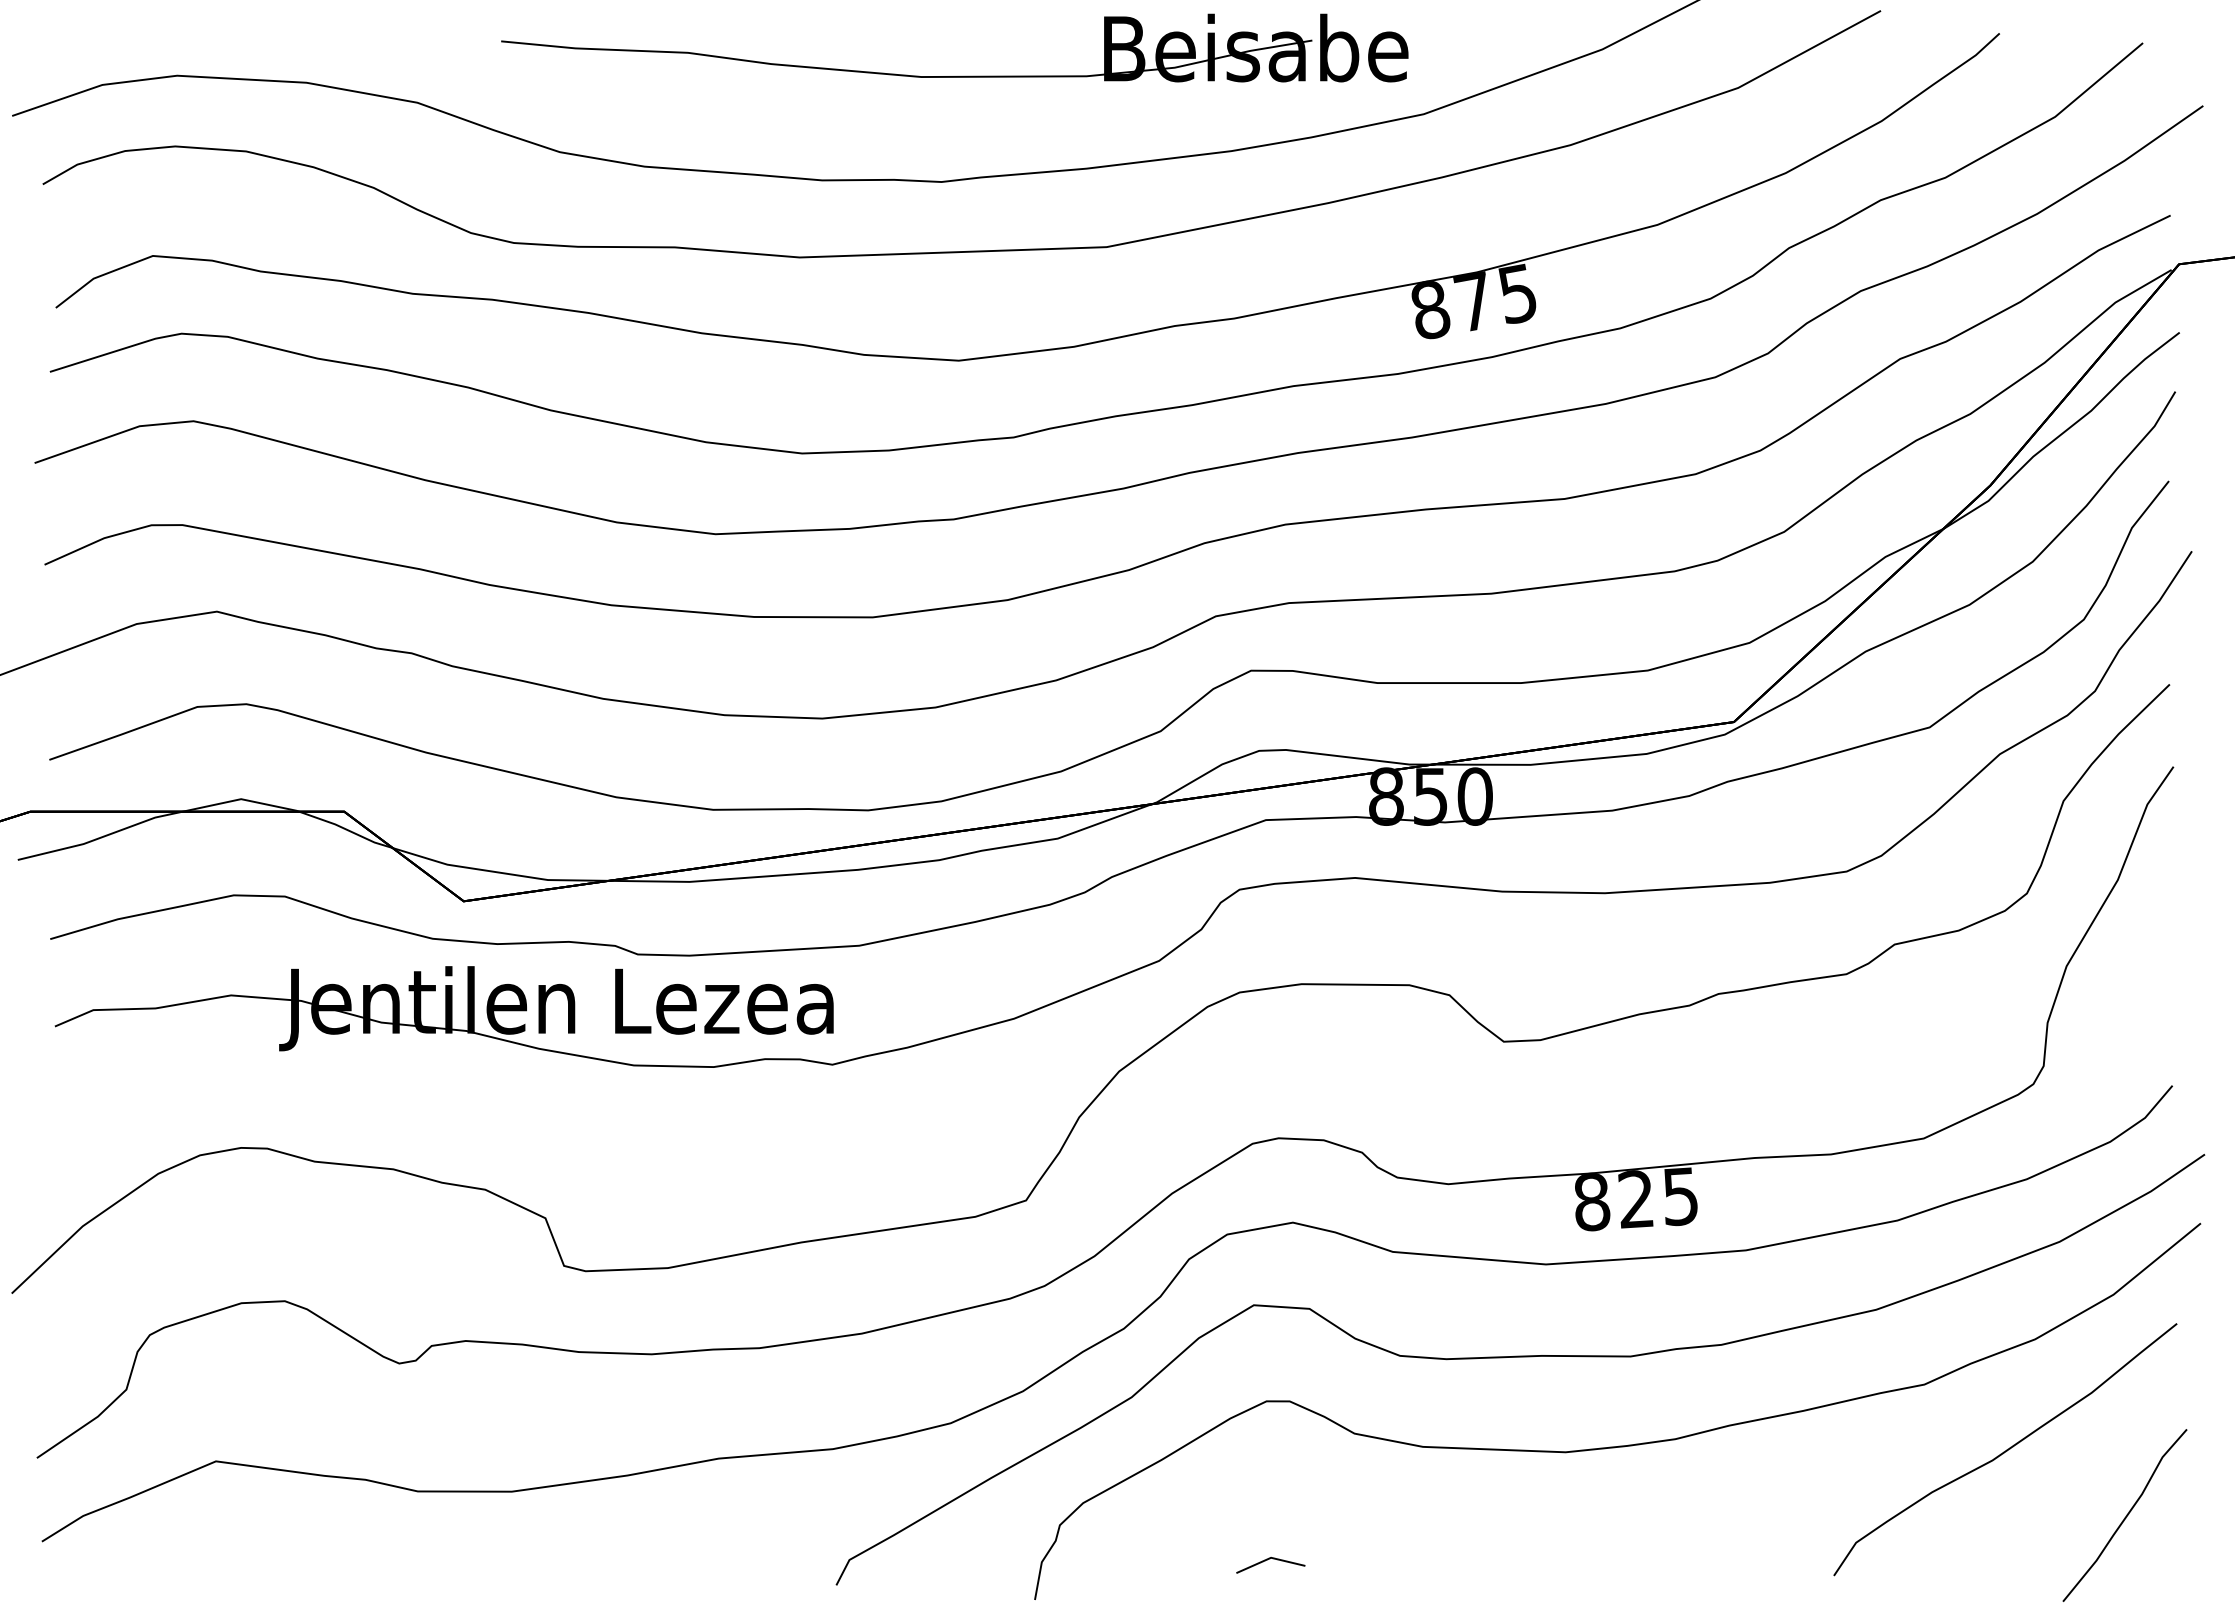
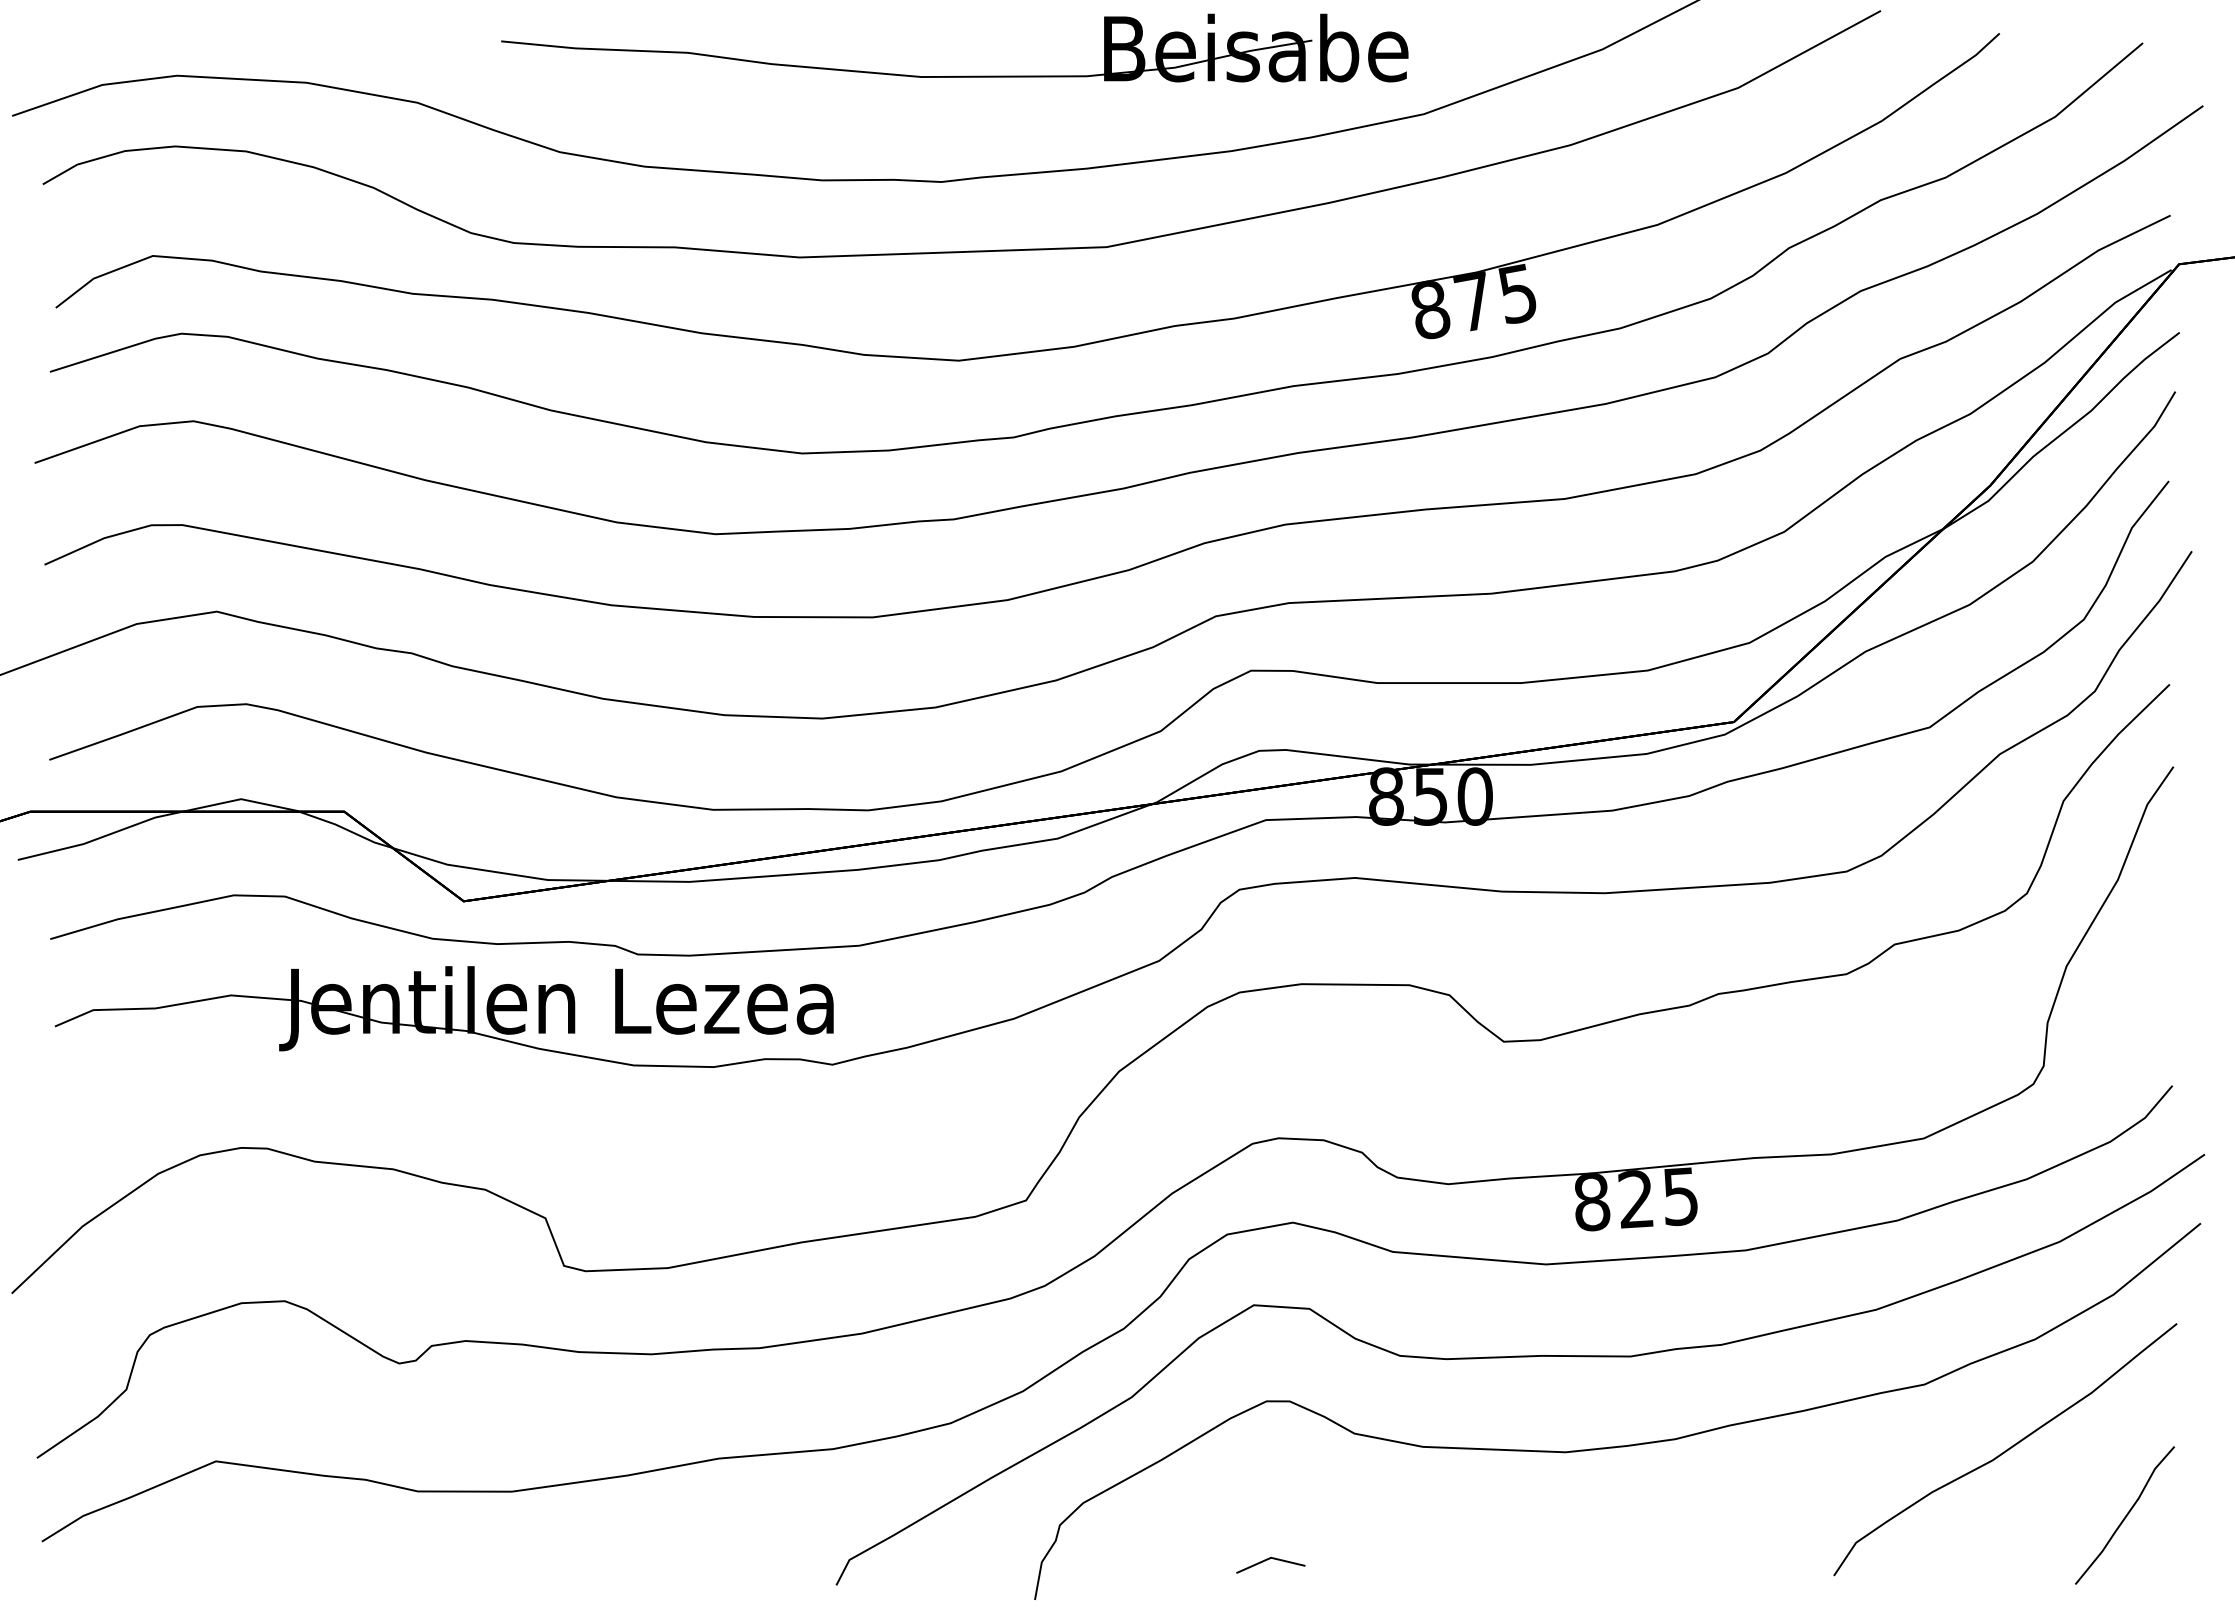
part size: 126x173 px -> 100x139 px (2124, 1515)
